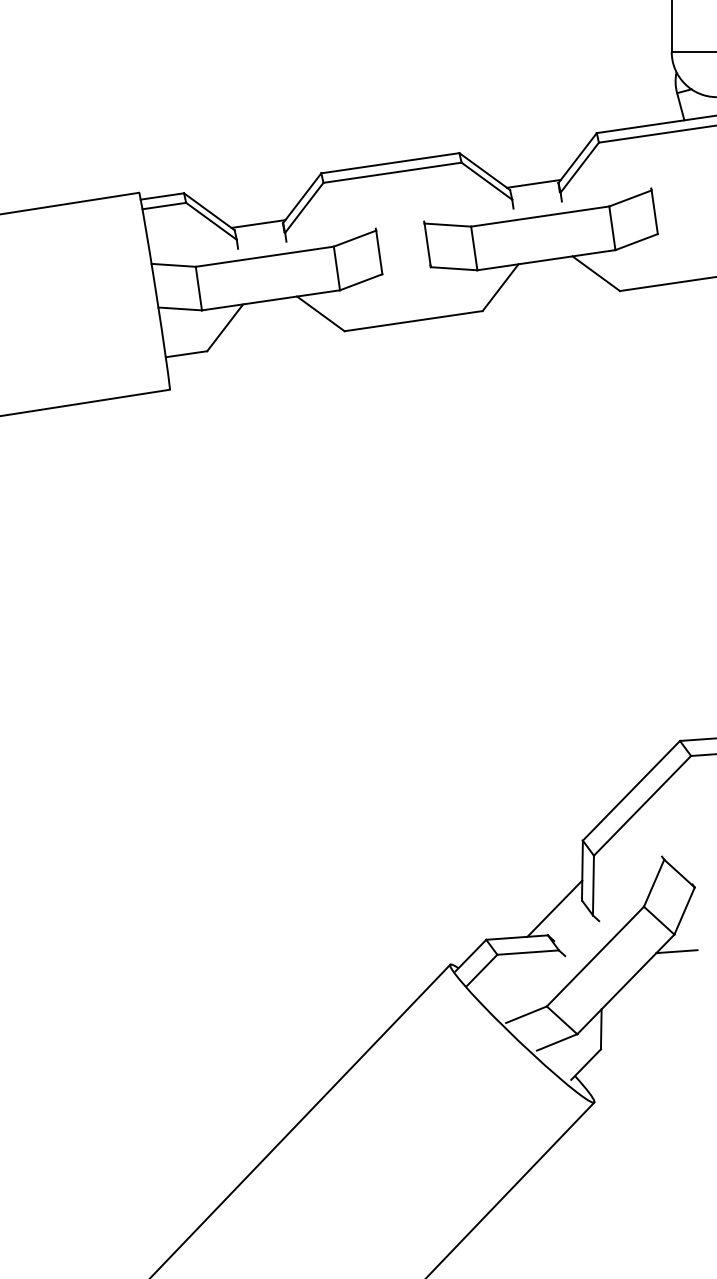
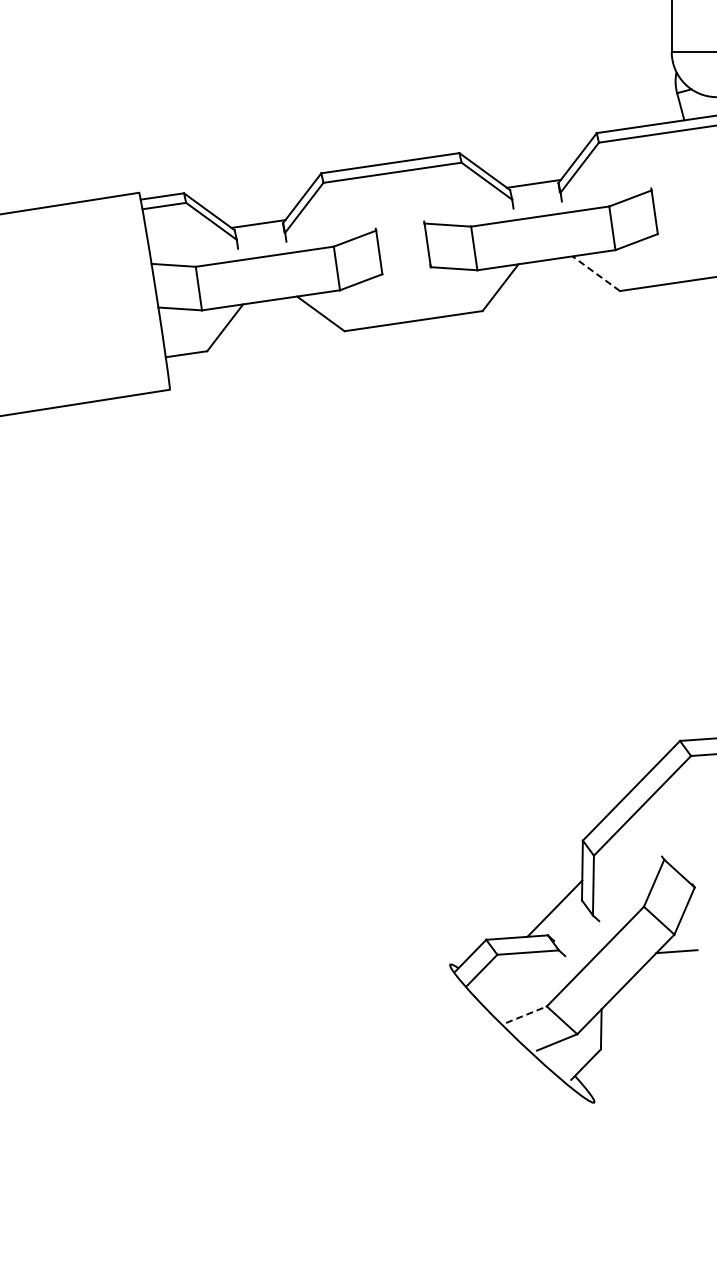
line: solid -> dashed (595, 273)
line: solid -> dashed (526, 1014)
line: present -> none (301, 1119)
line: present -> none (511, 1188)
